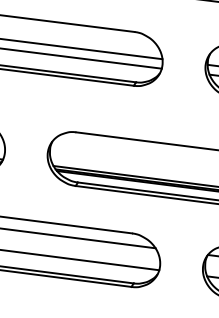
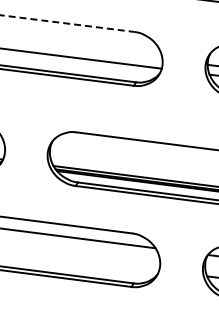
line: solid -> dashed (68, 23)
line: present -> none (82, 49)
line: present -> none (80, 260)
